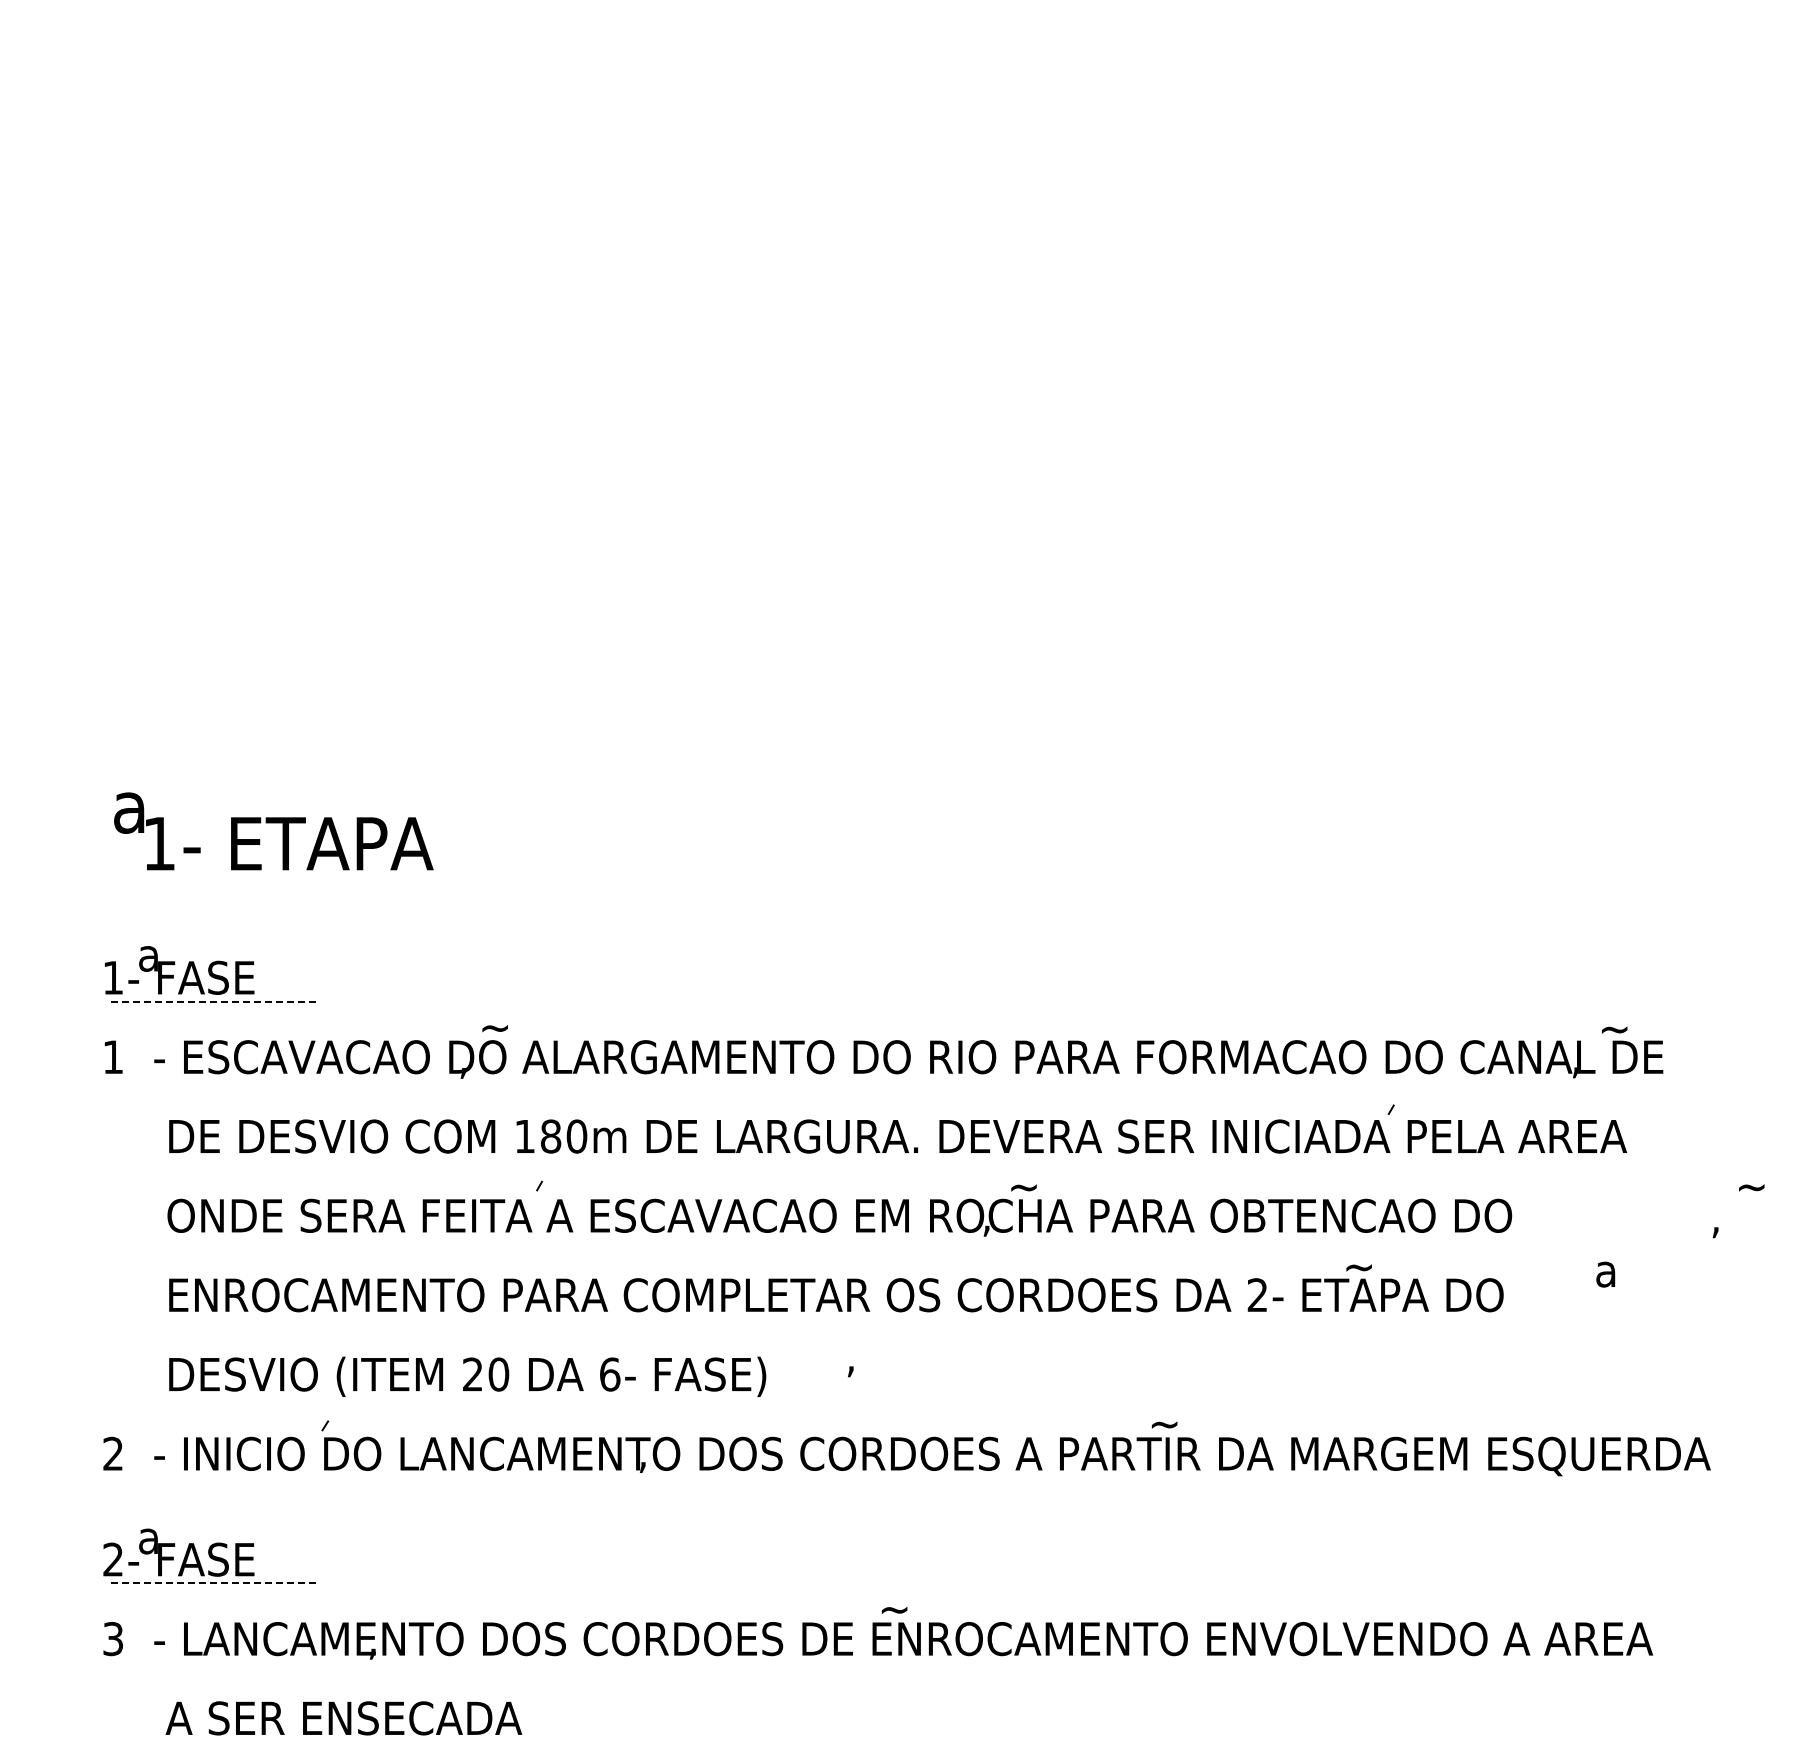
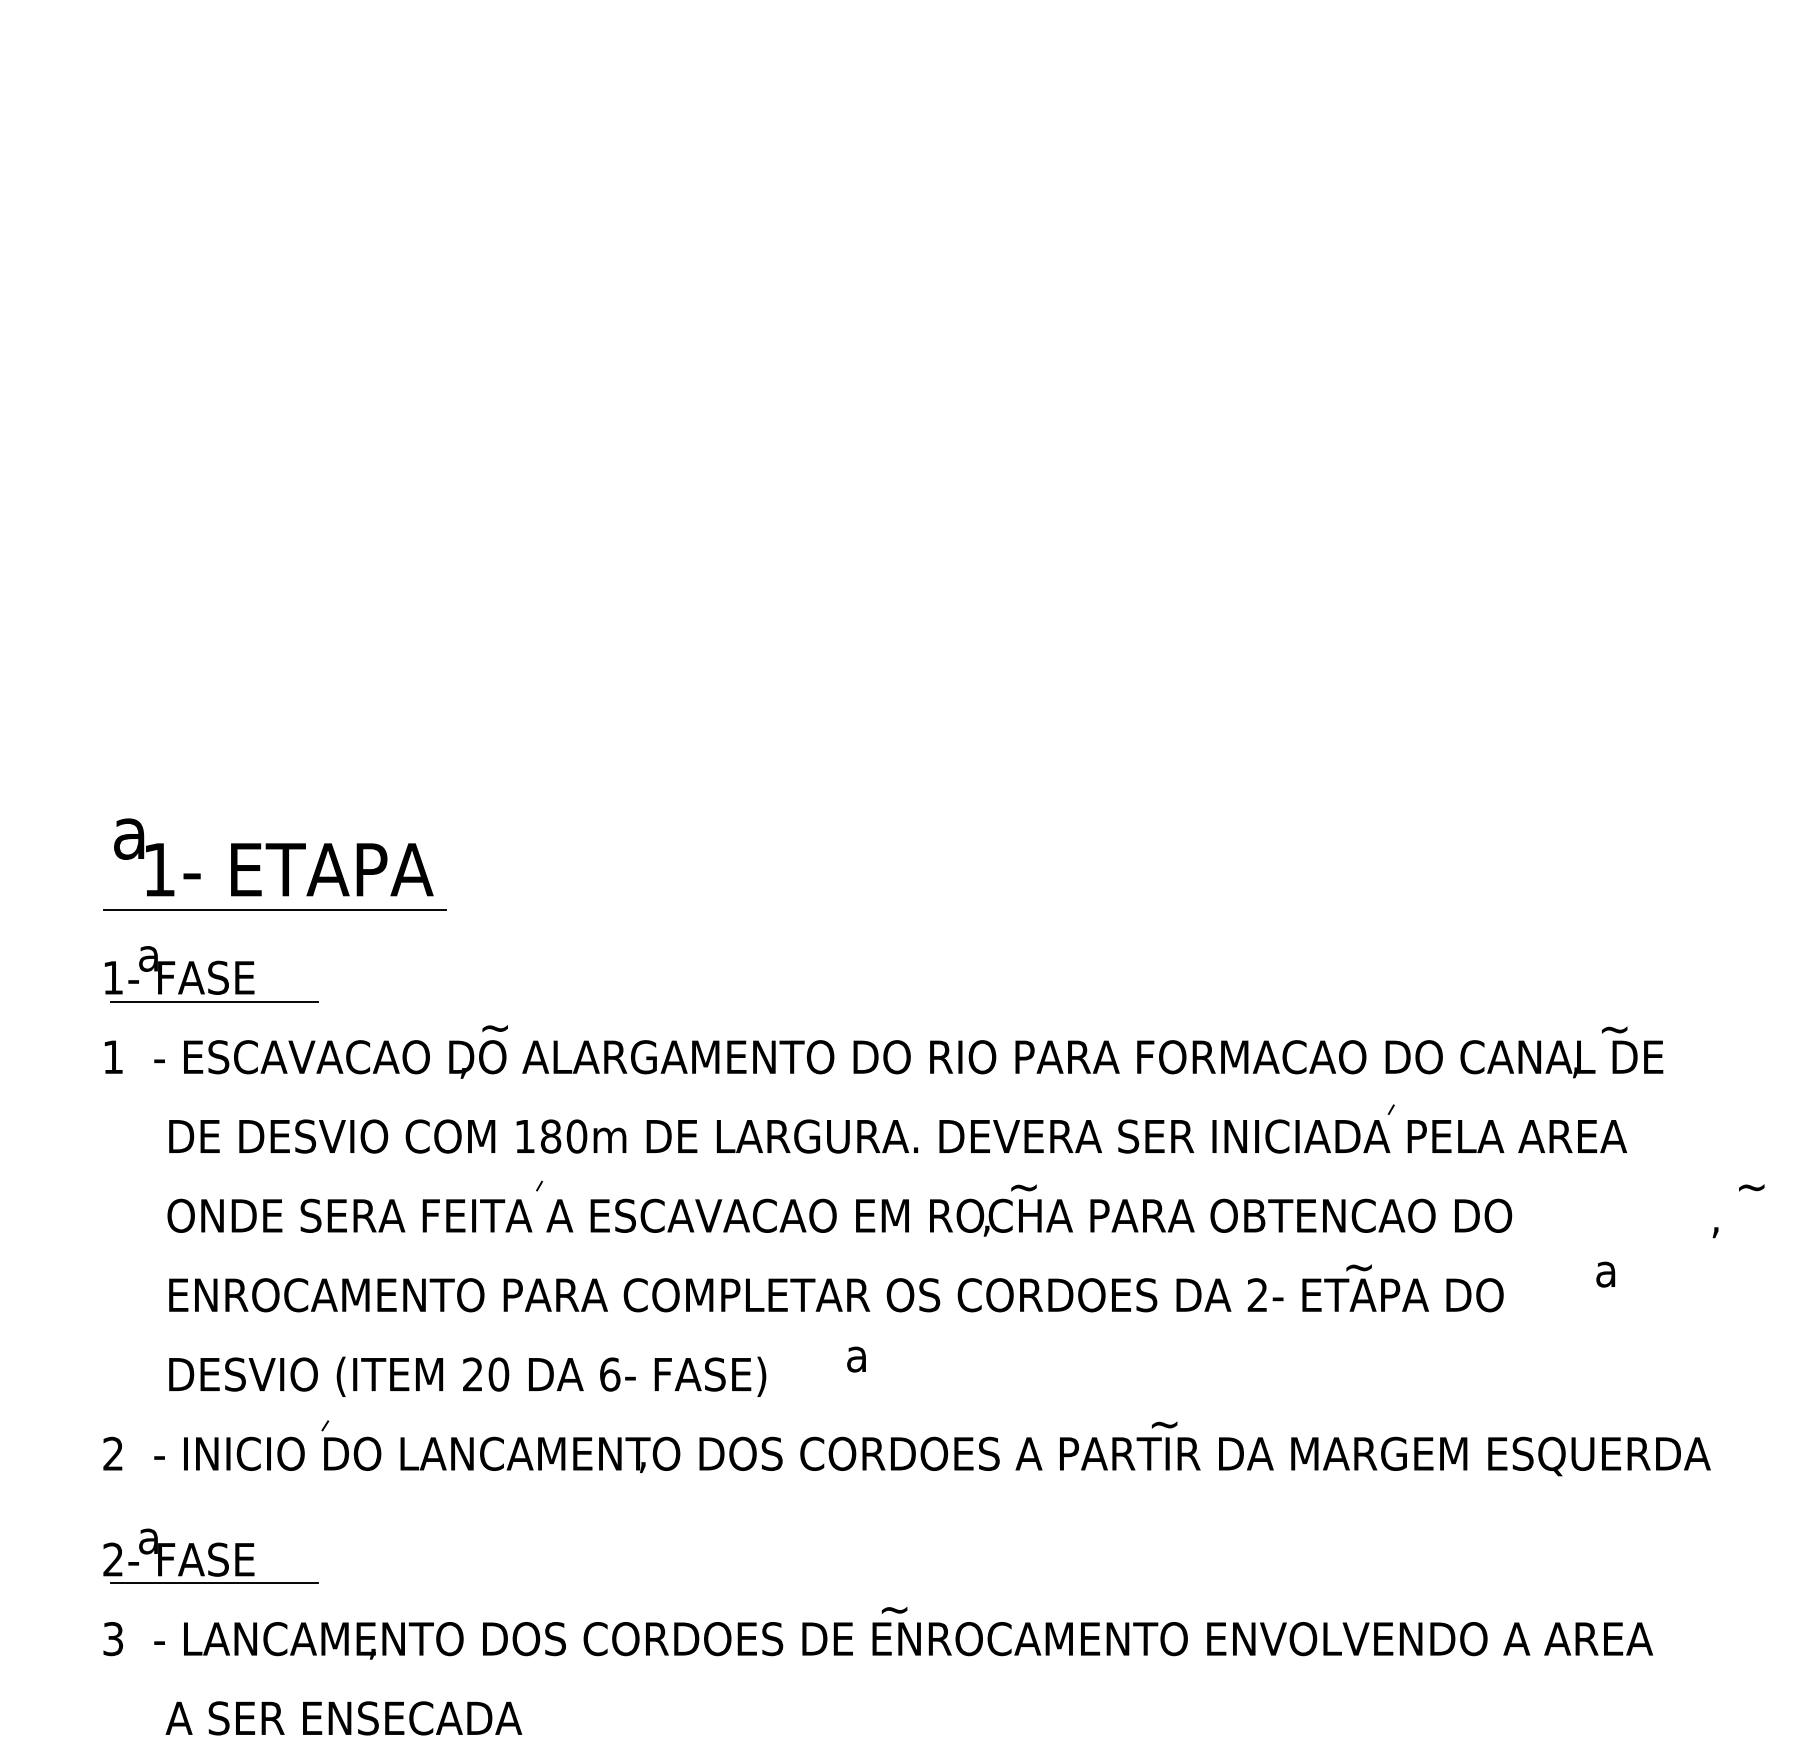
text position: (273, 831) -> (273, 857) (273, 857)
line: none -> present (274, 910)
line: dashed -> solid (214, 1002)
text: , -> a (856, 1361)
line: dashed -> solid (214, 1583)
